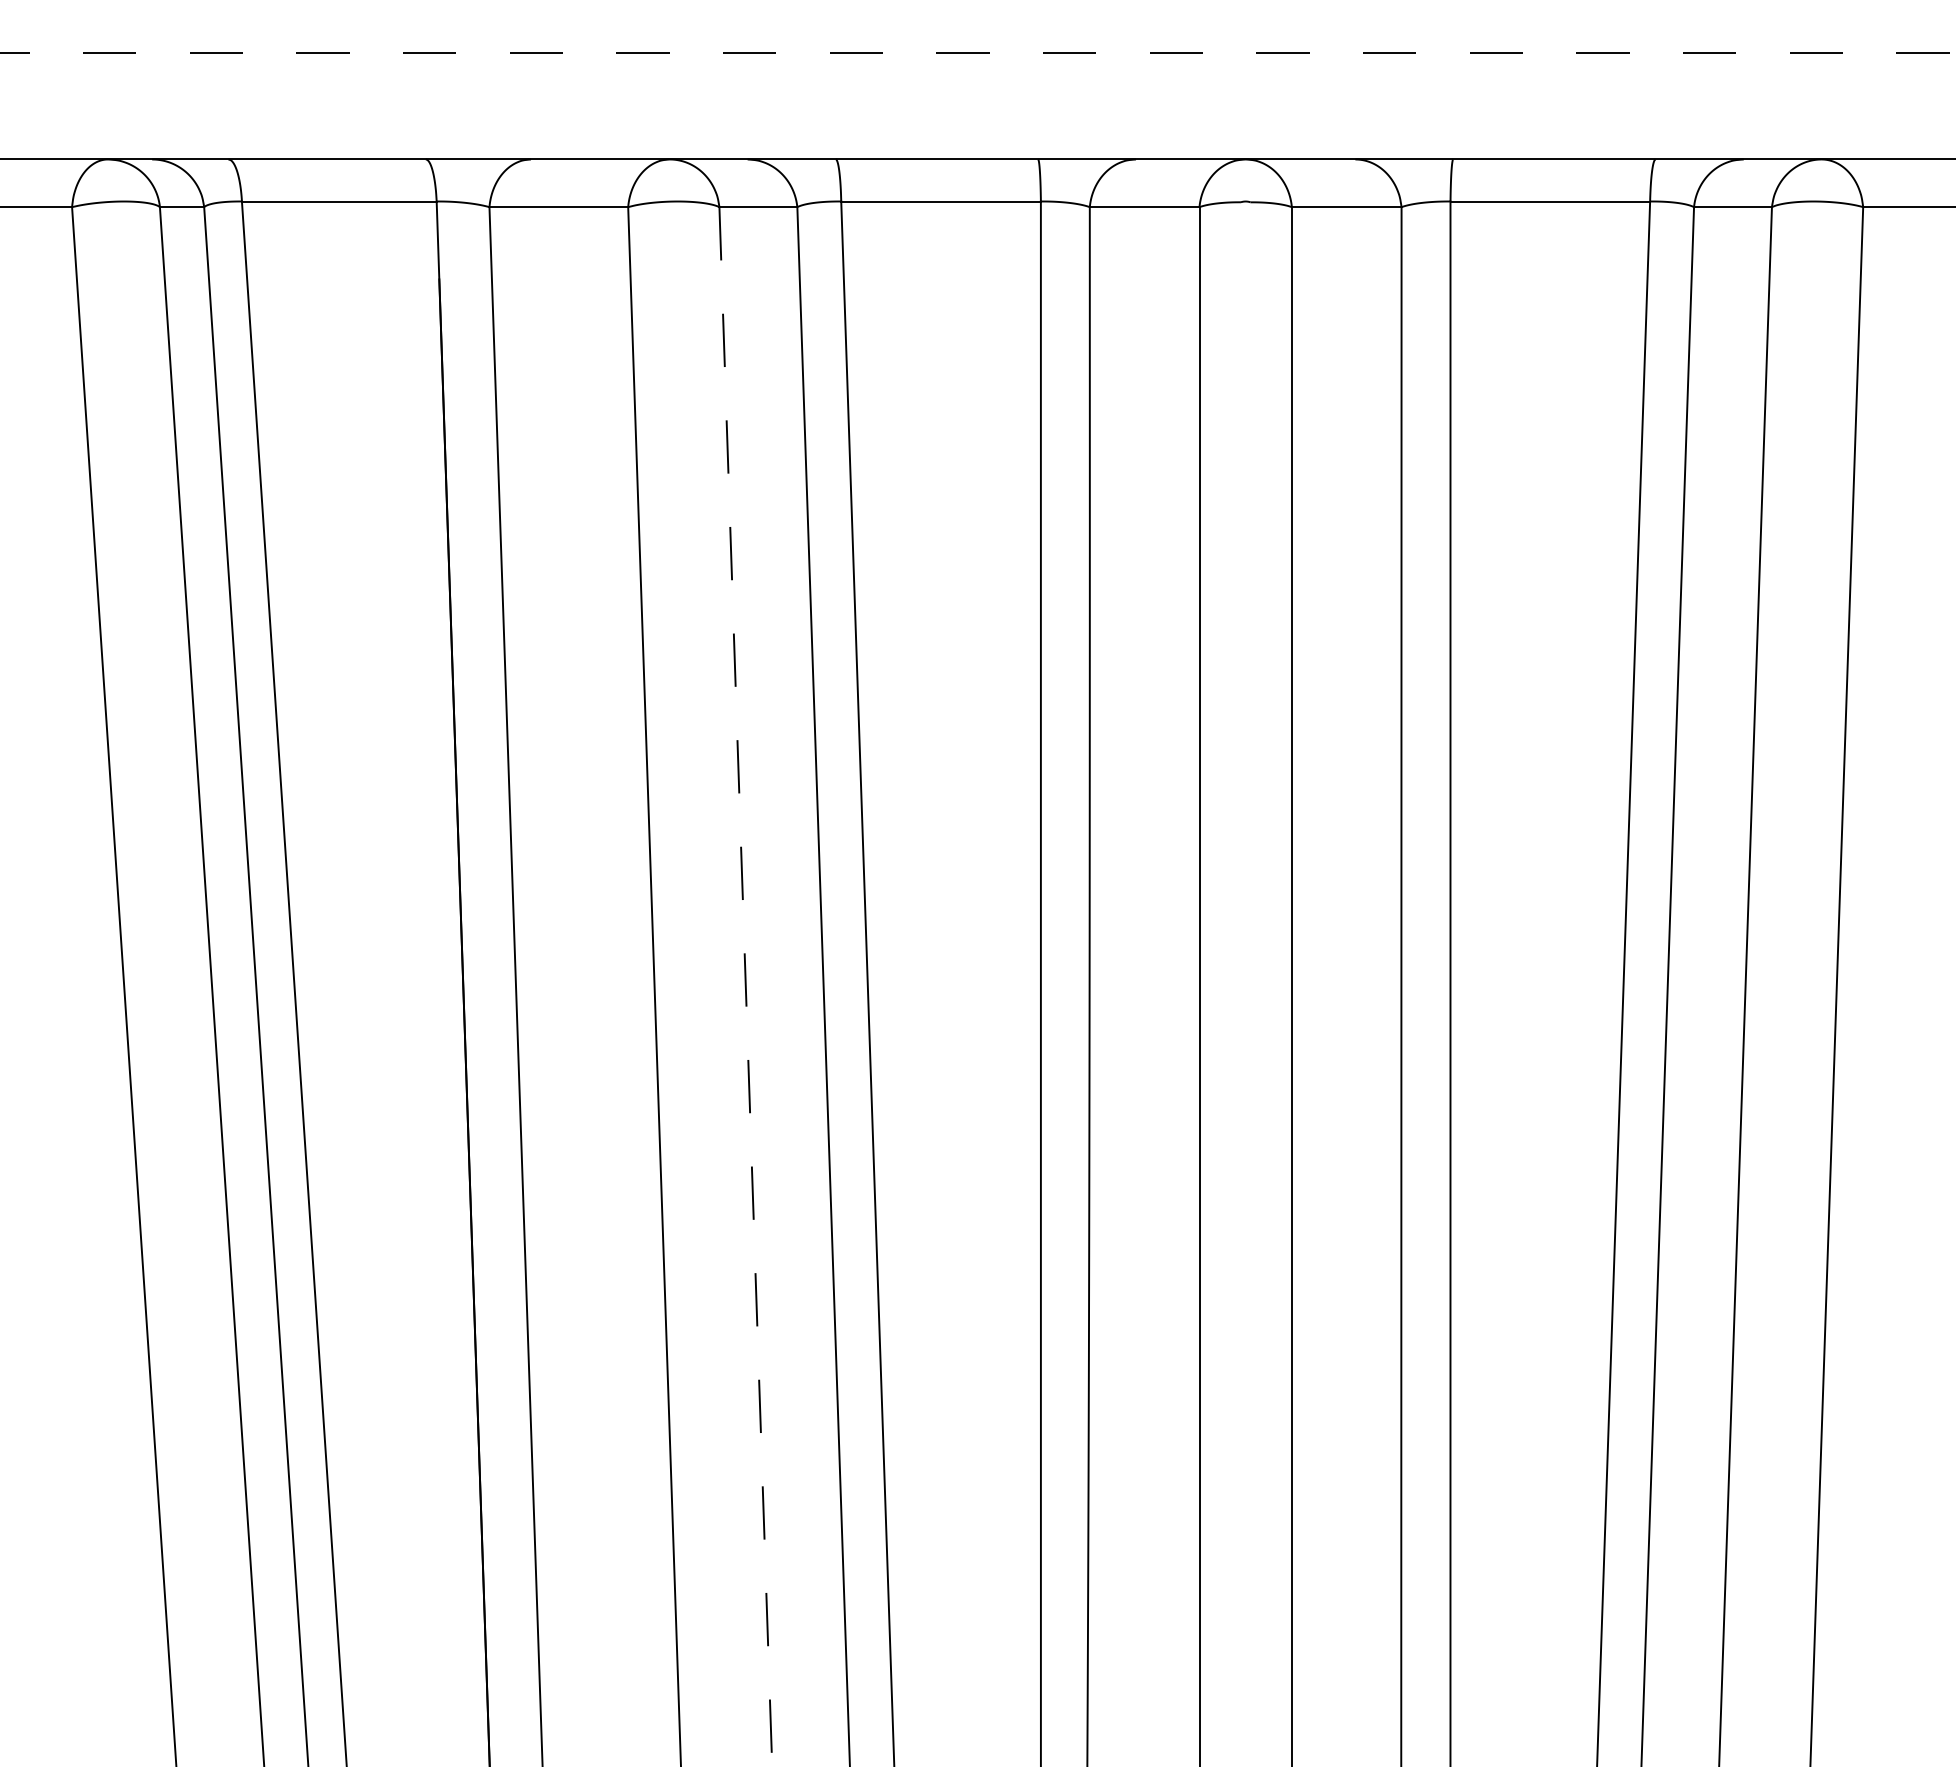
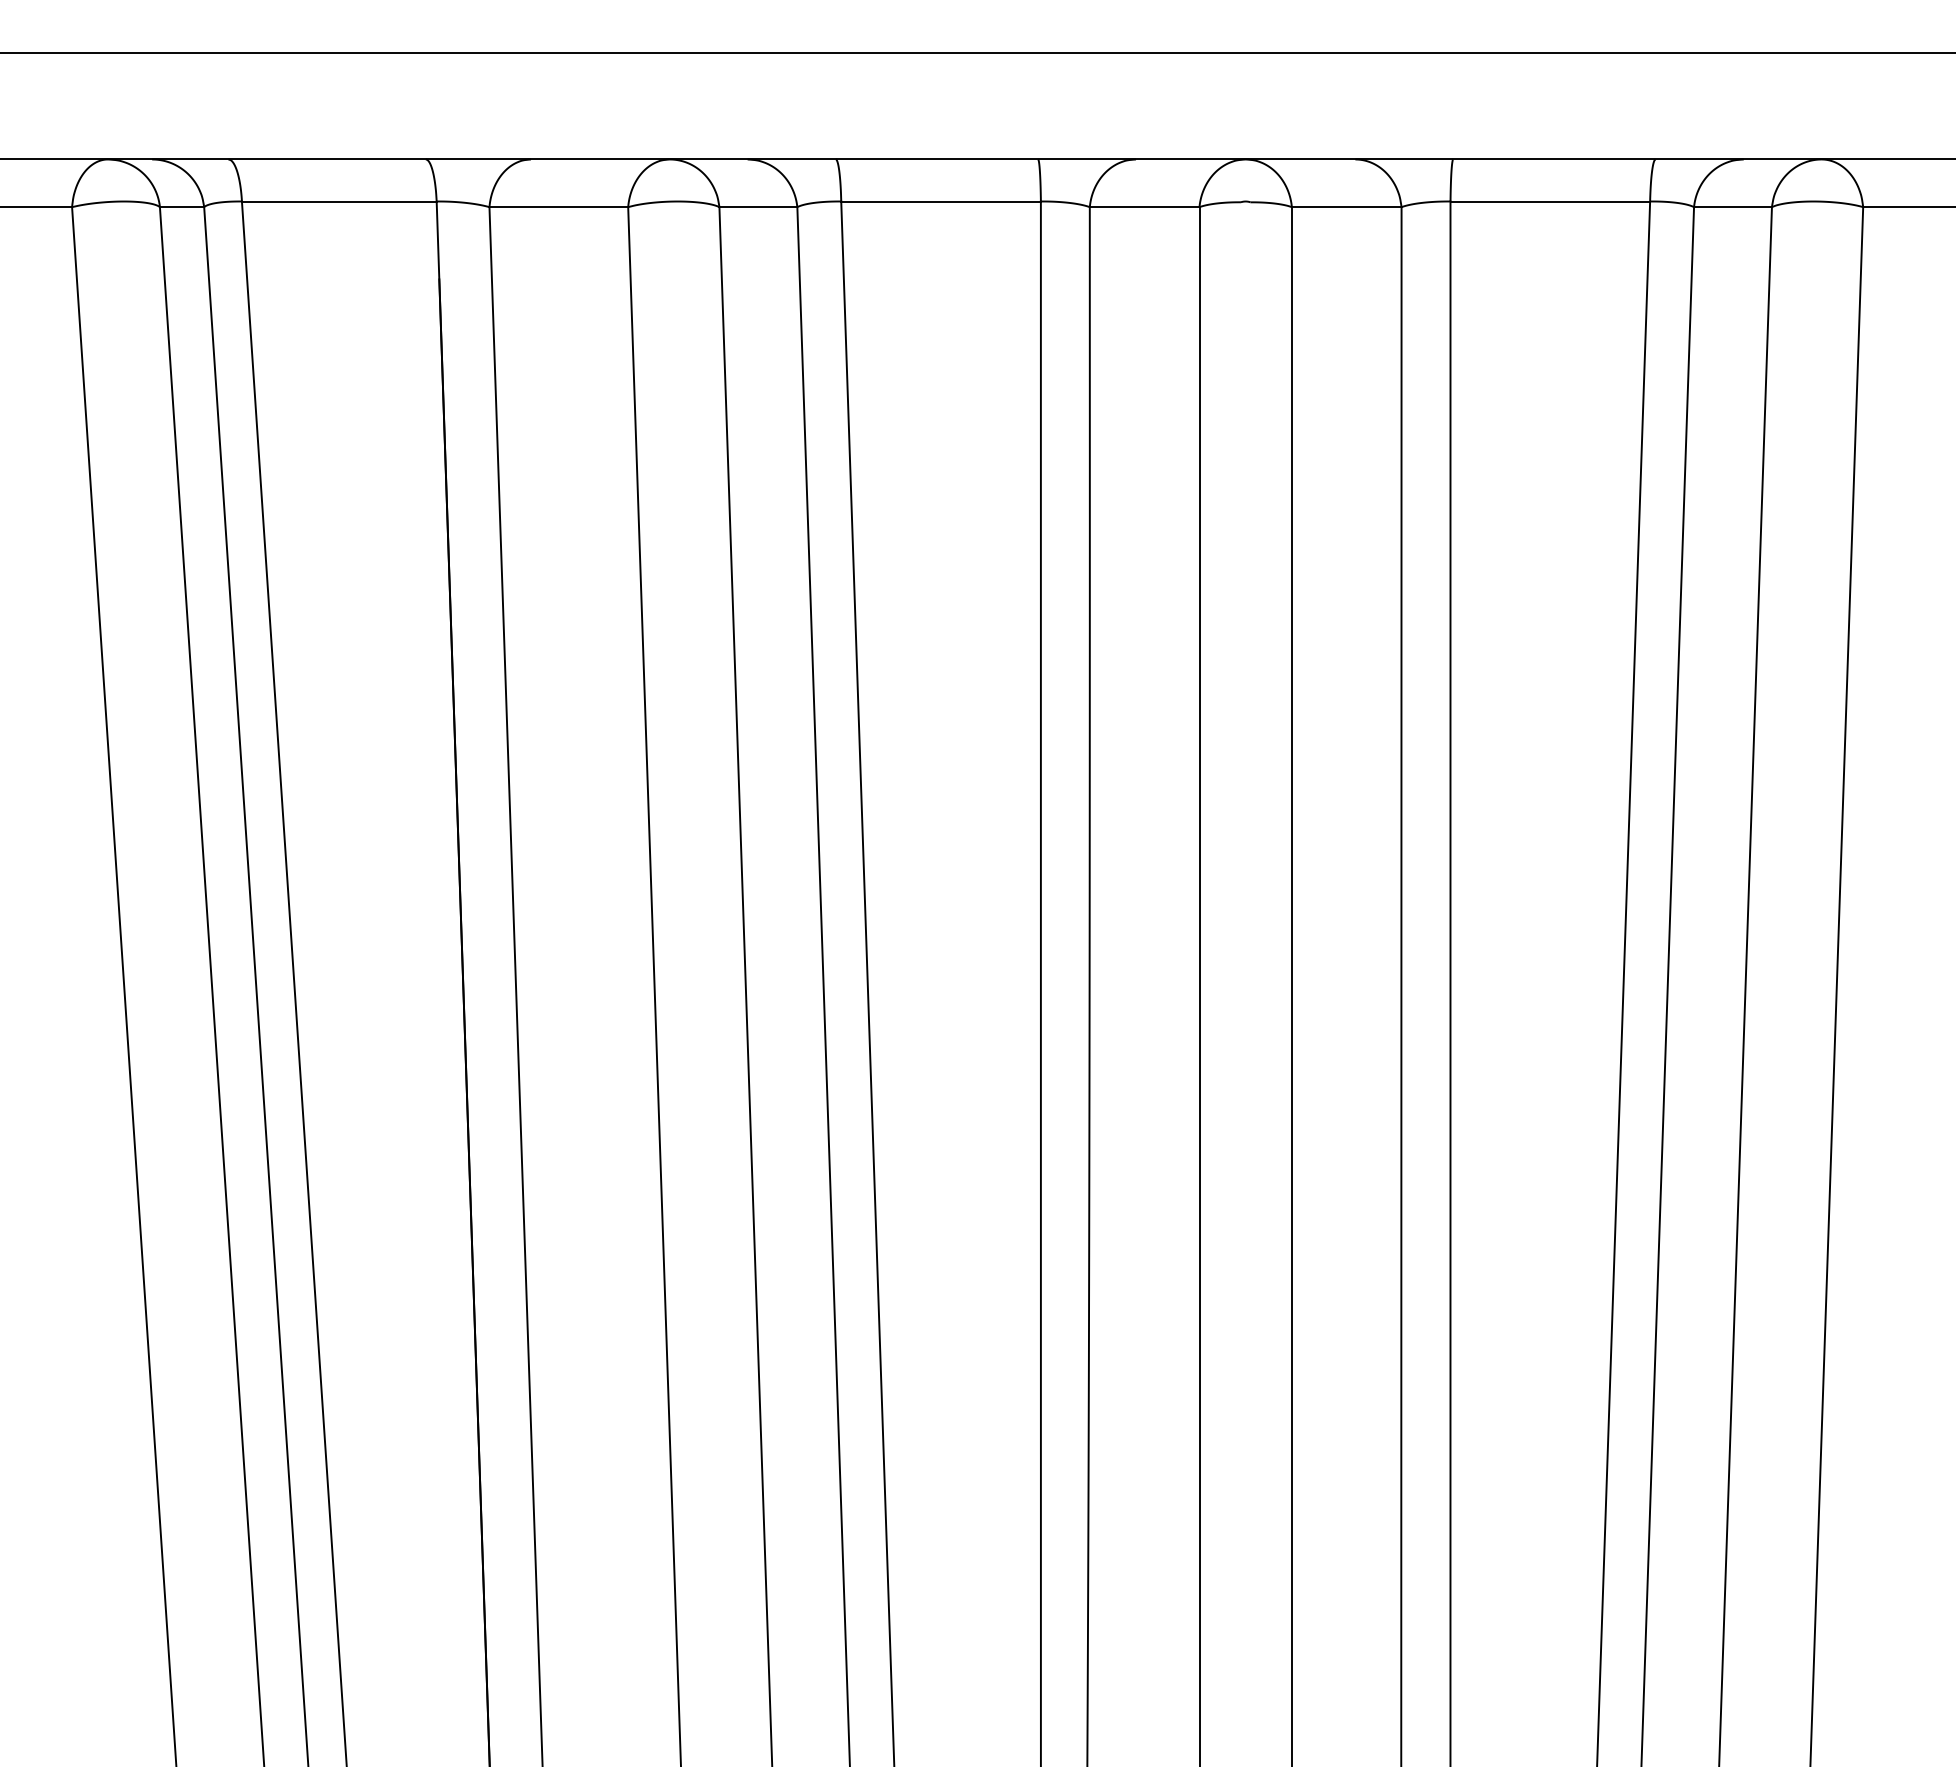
line: dashed -> solid (978, 52)
line: dashed -> solid (745, 987)
